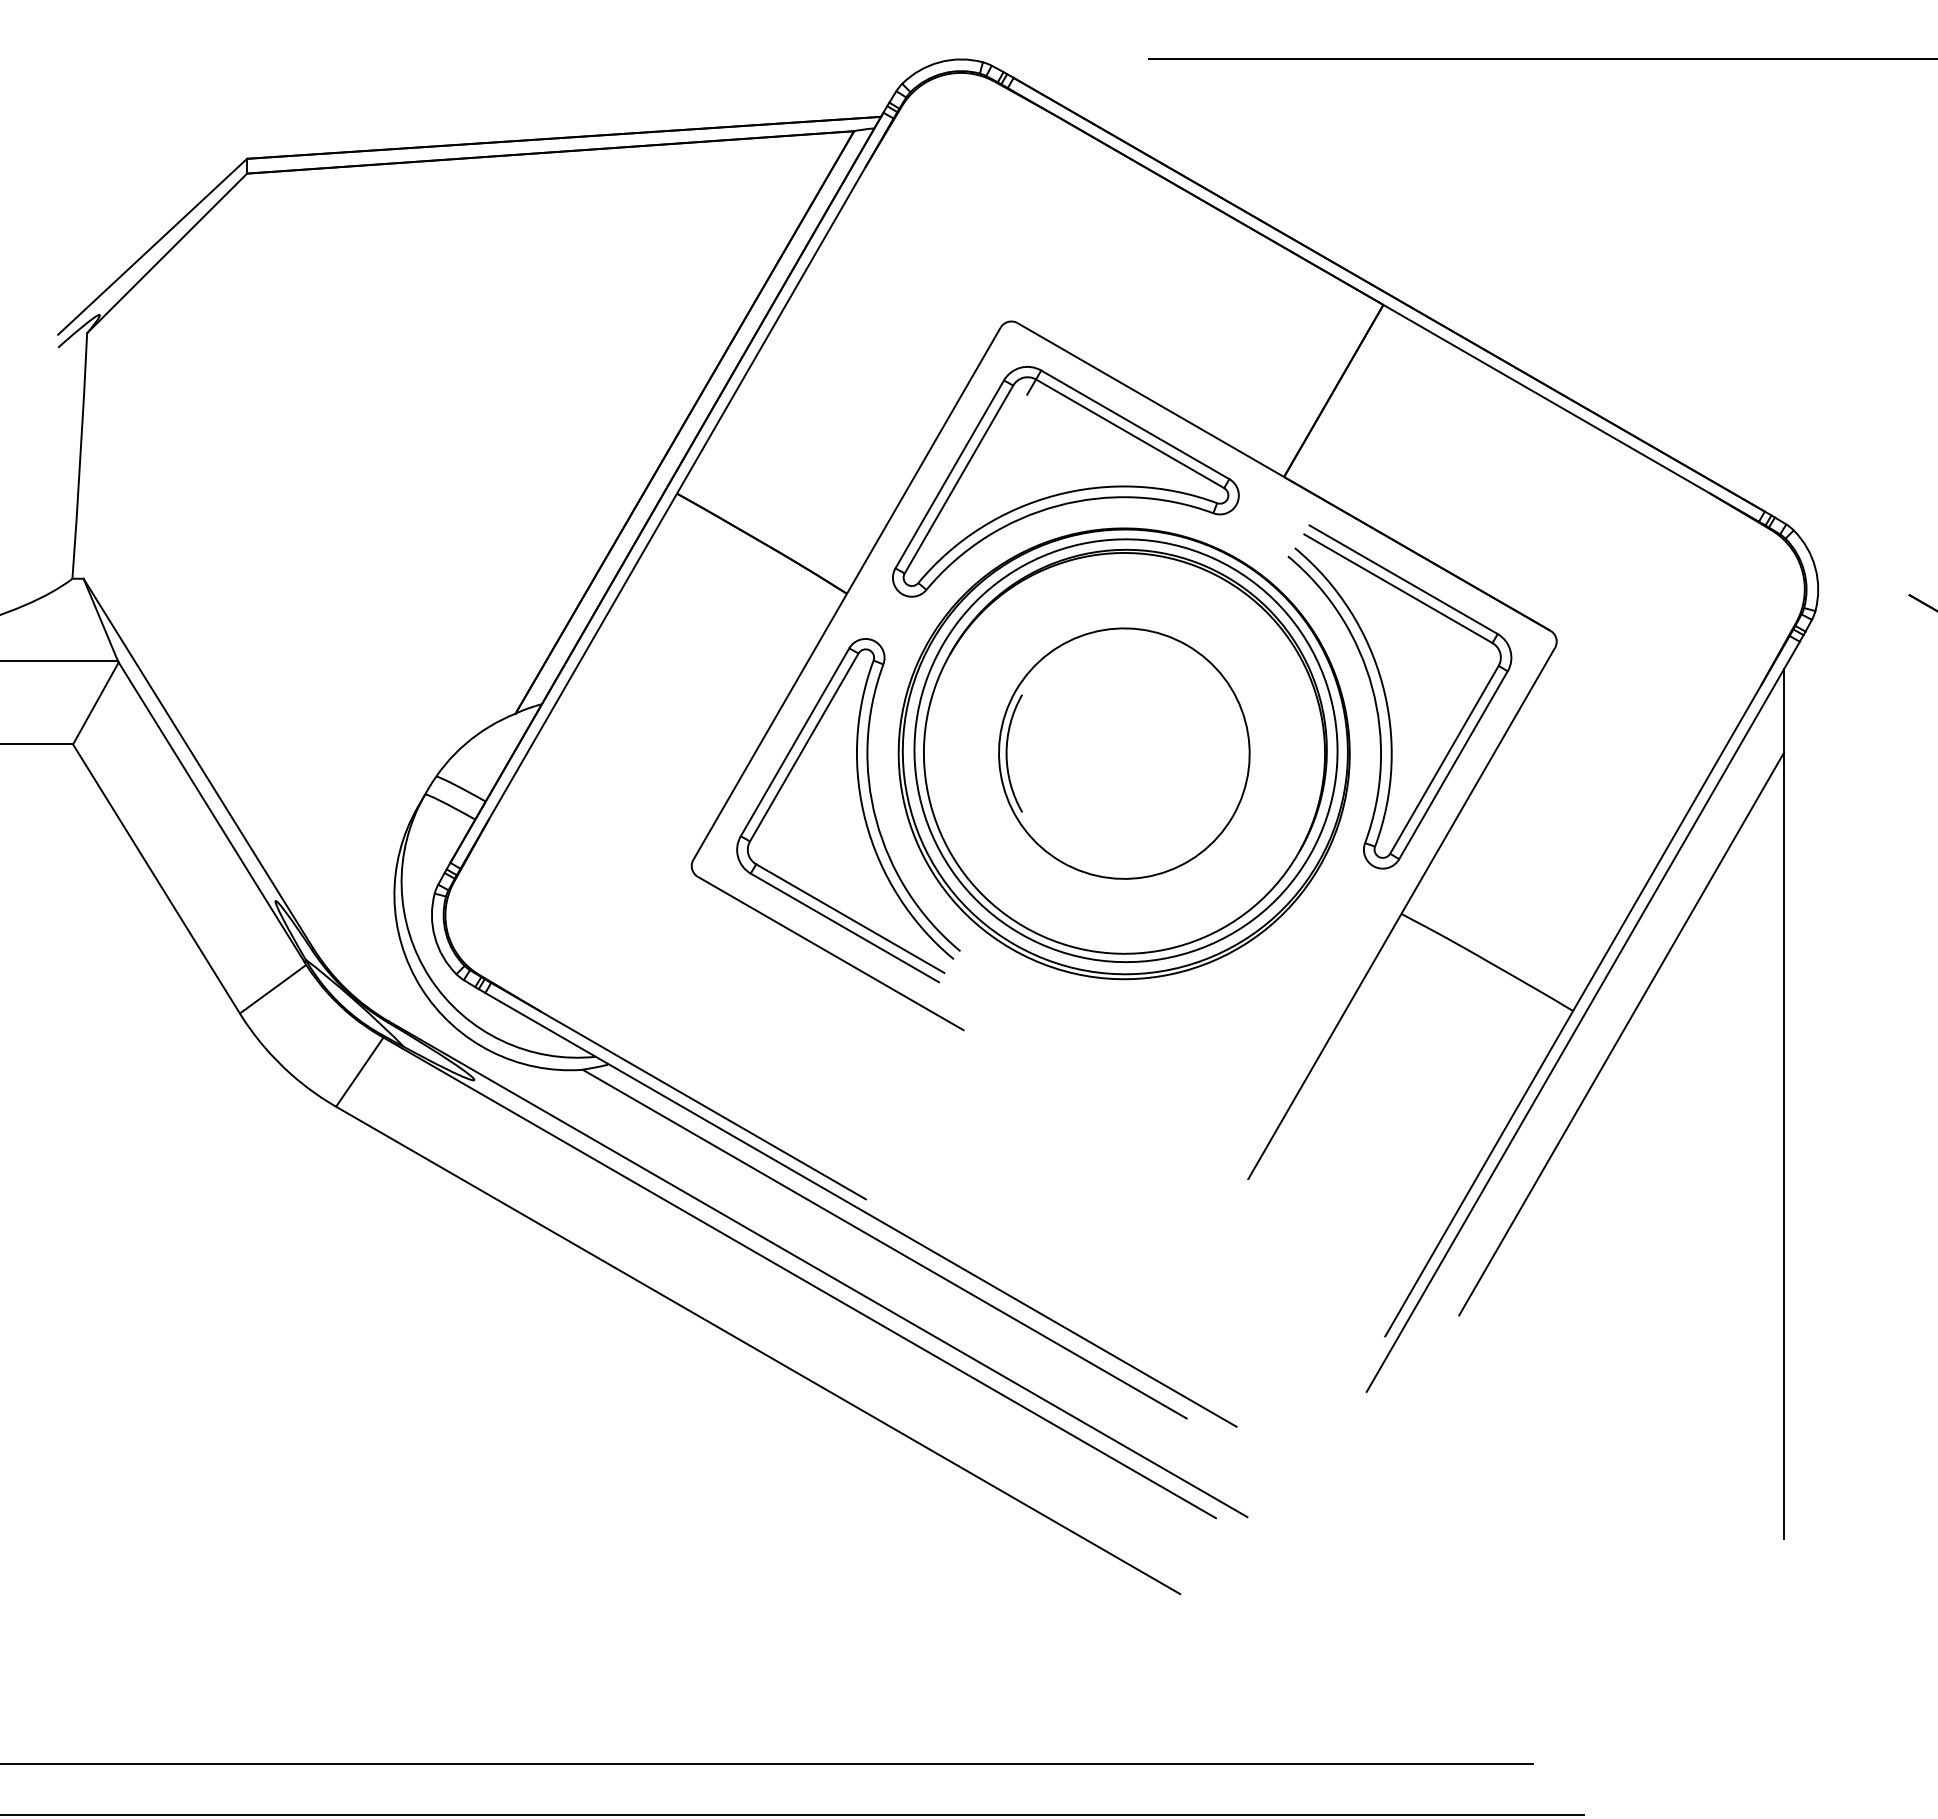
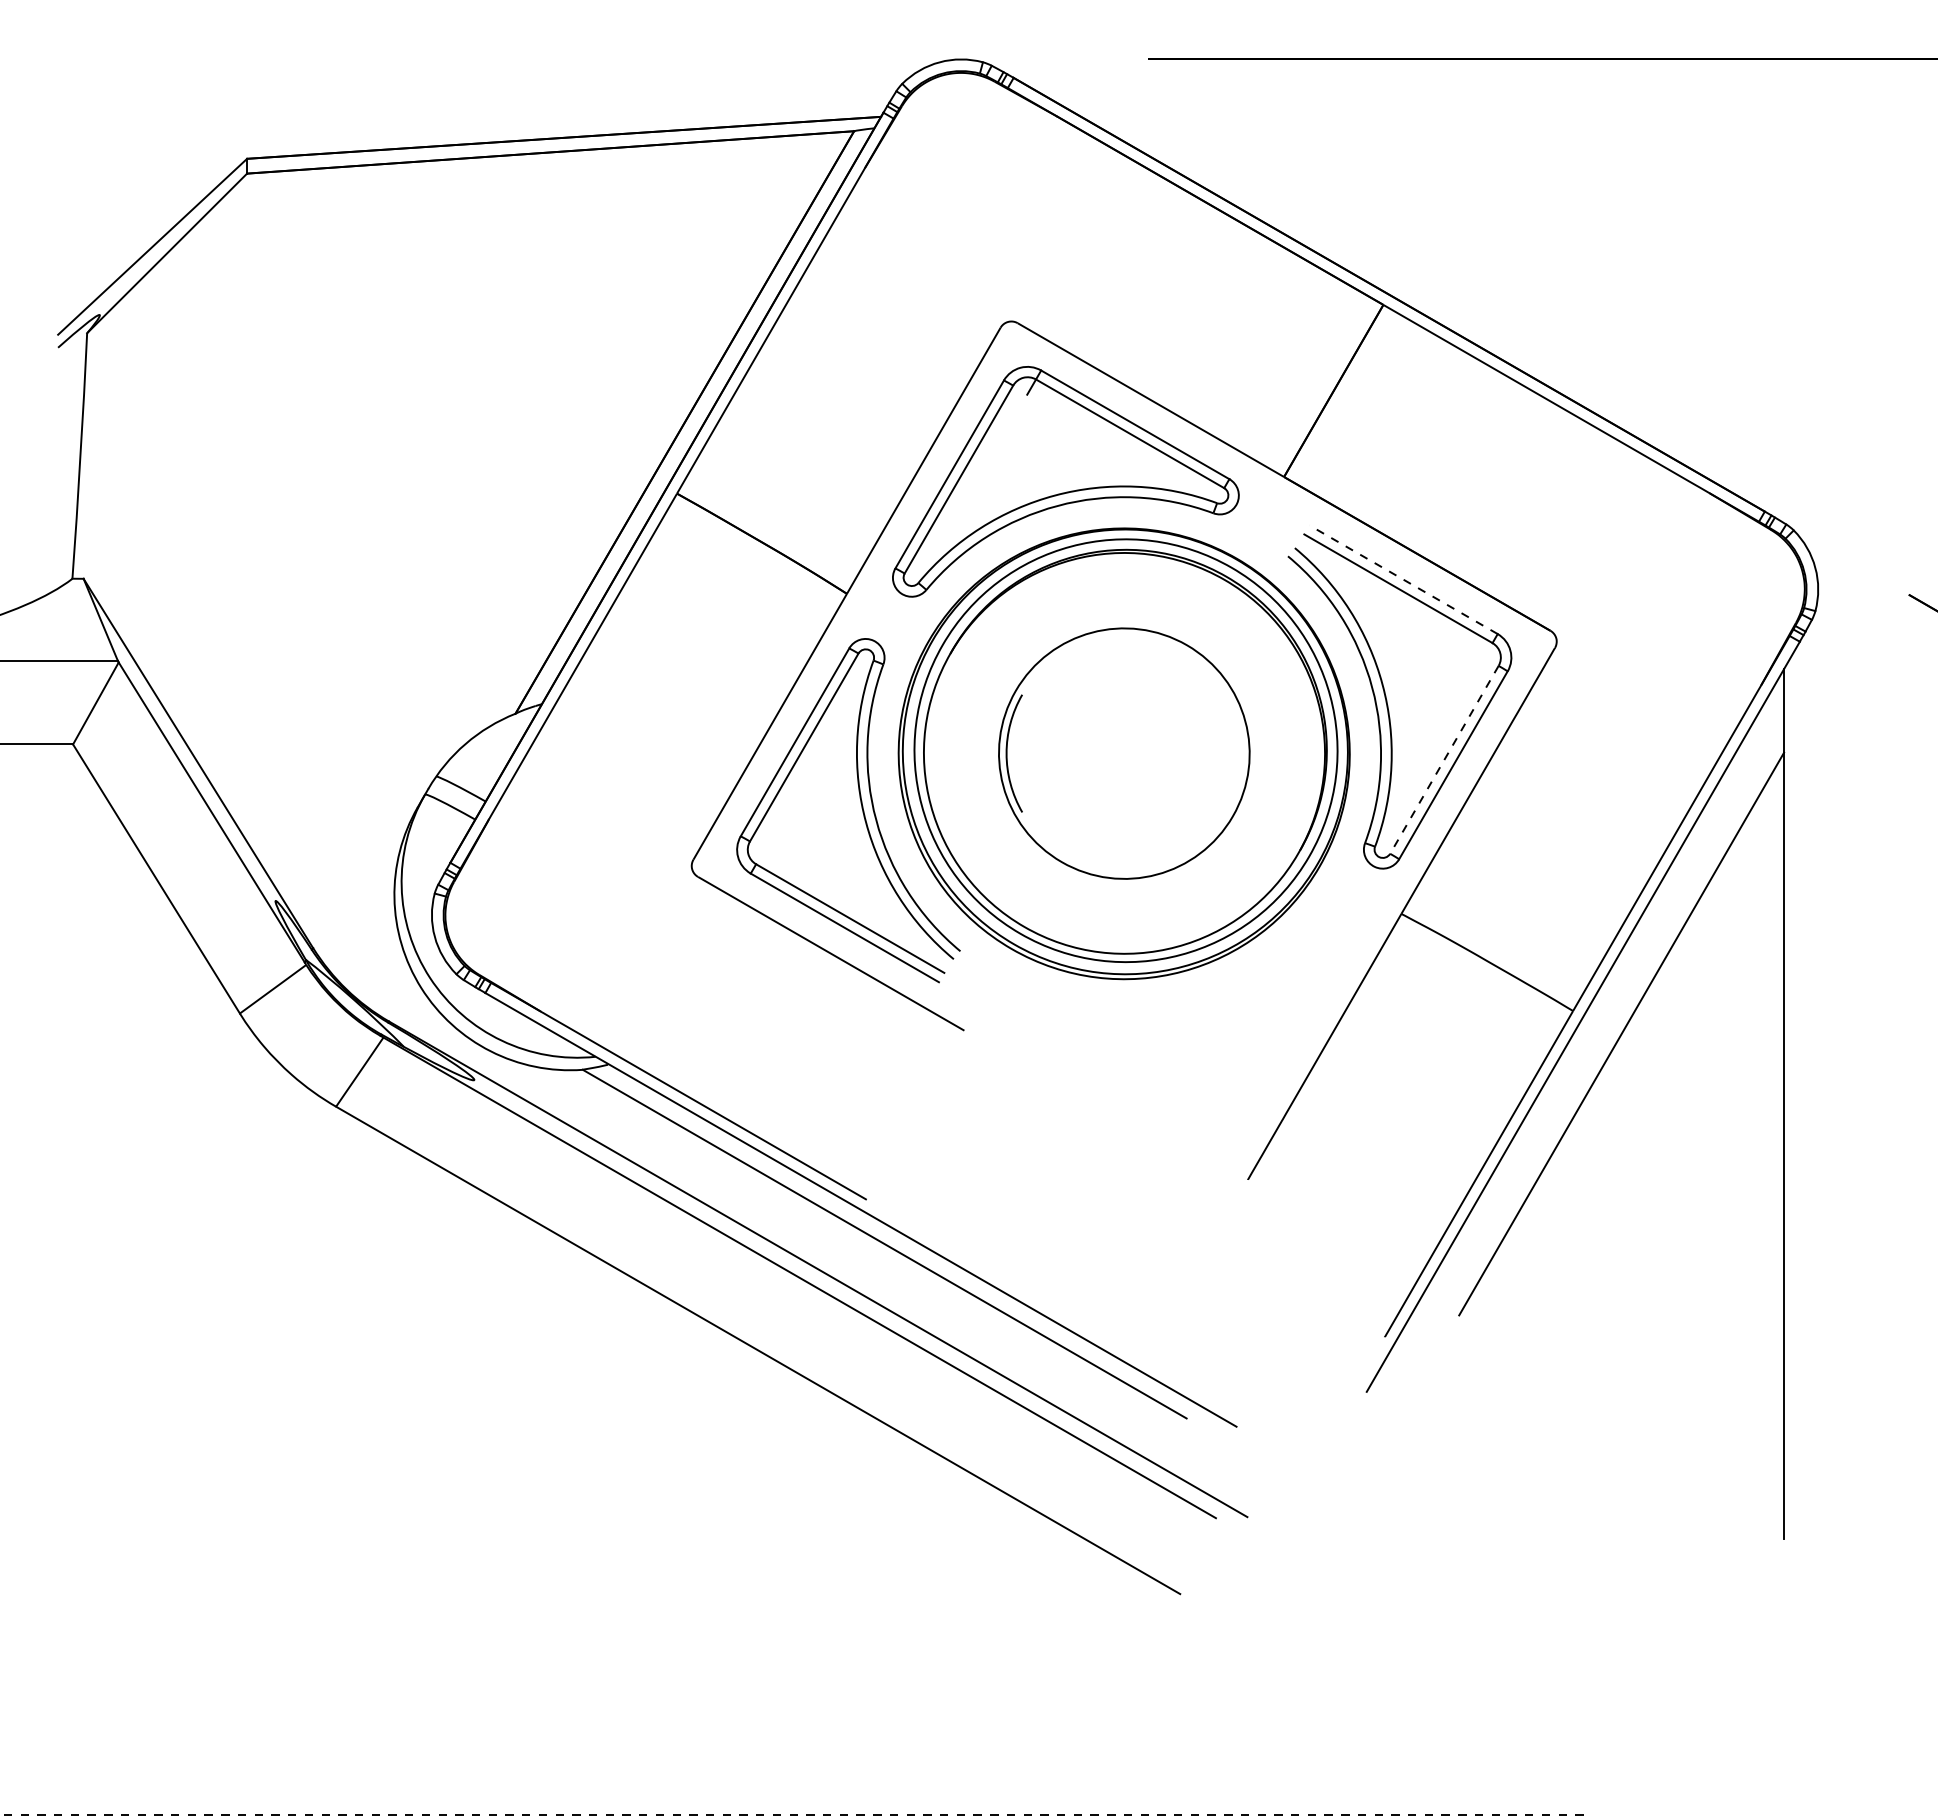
line: solid -> dashed (1403, 579)
line: solid -> dashed (1444, 760)
line: present -> none (767, 1764)
line: solid -> dashed (791, 1814)
